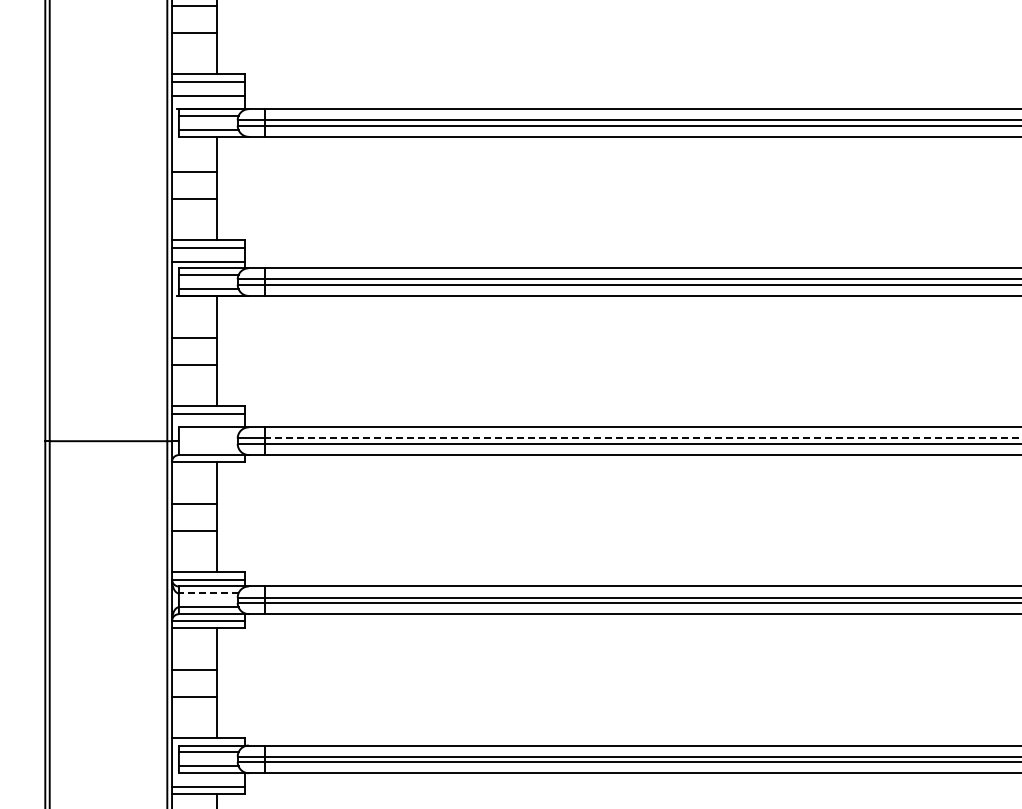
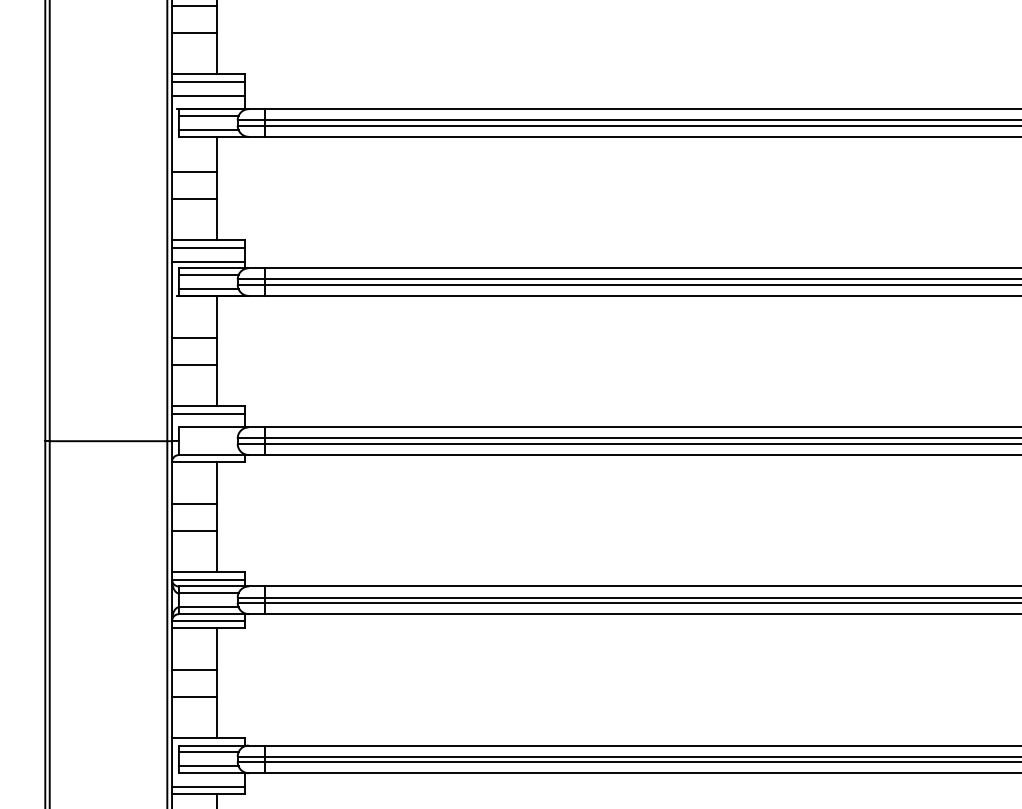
line: dashed -> solid (643, 438)
line: dashed -> solid (208, 593)
